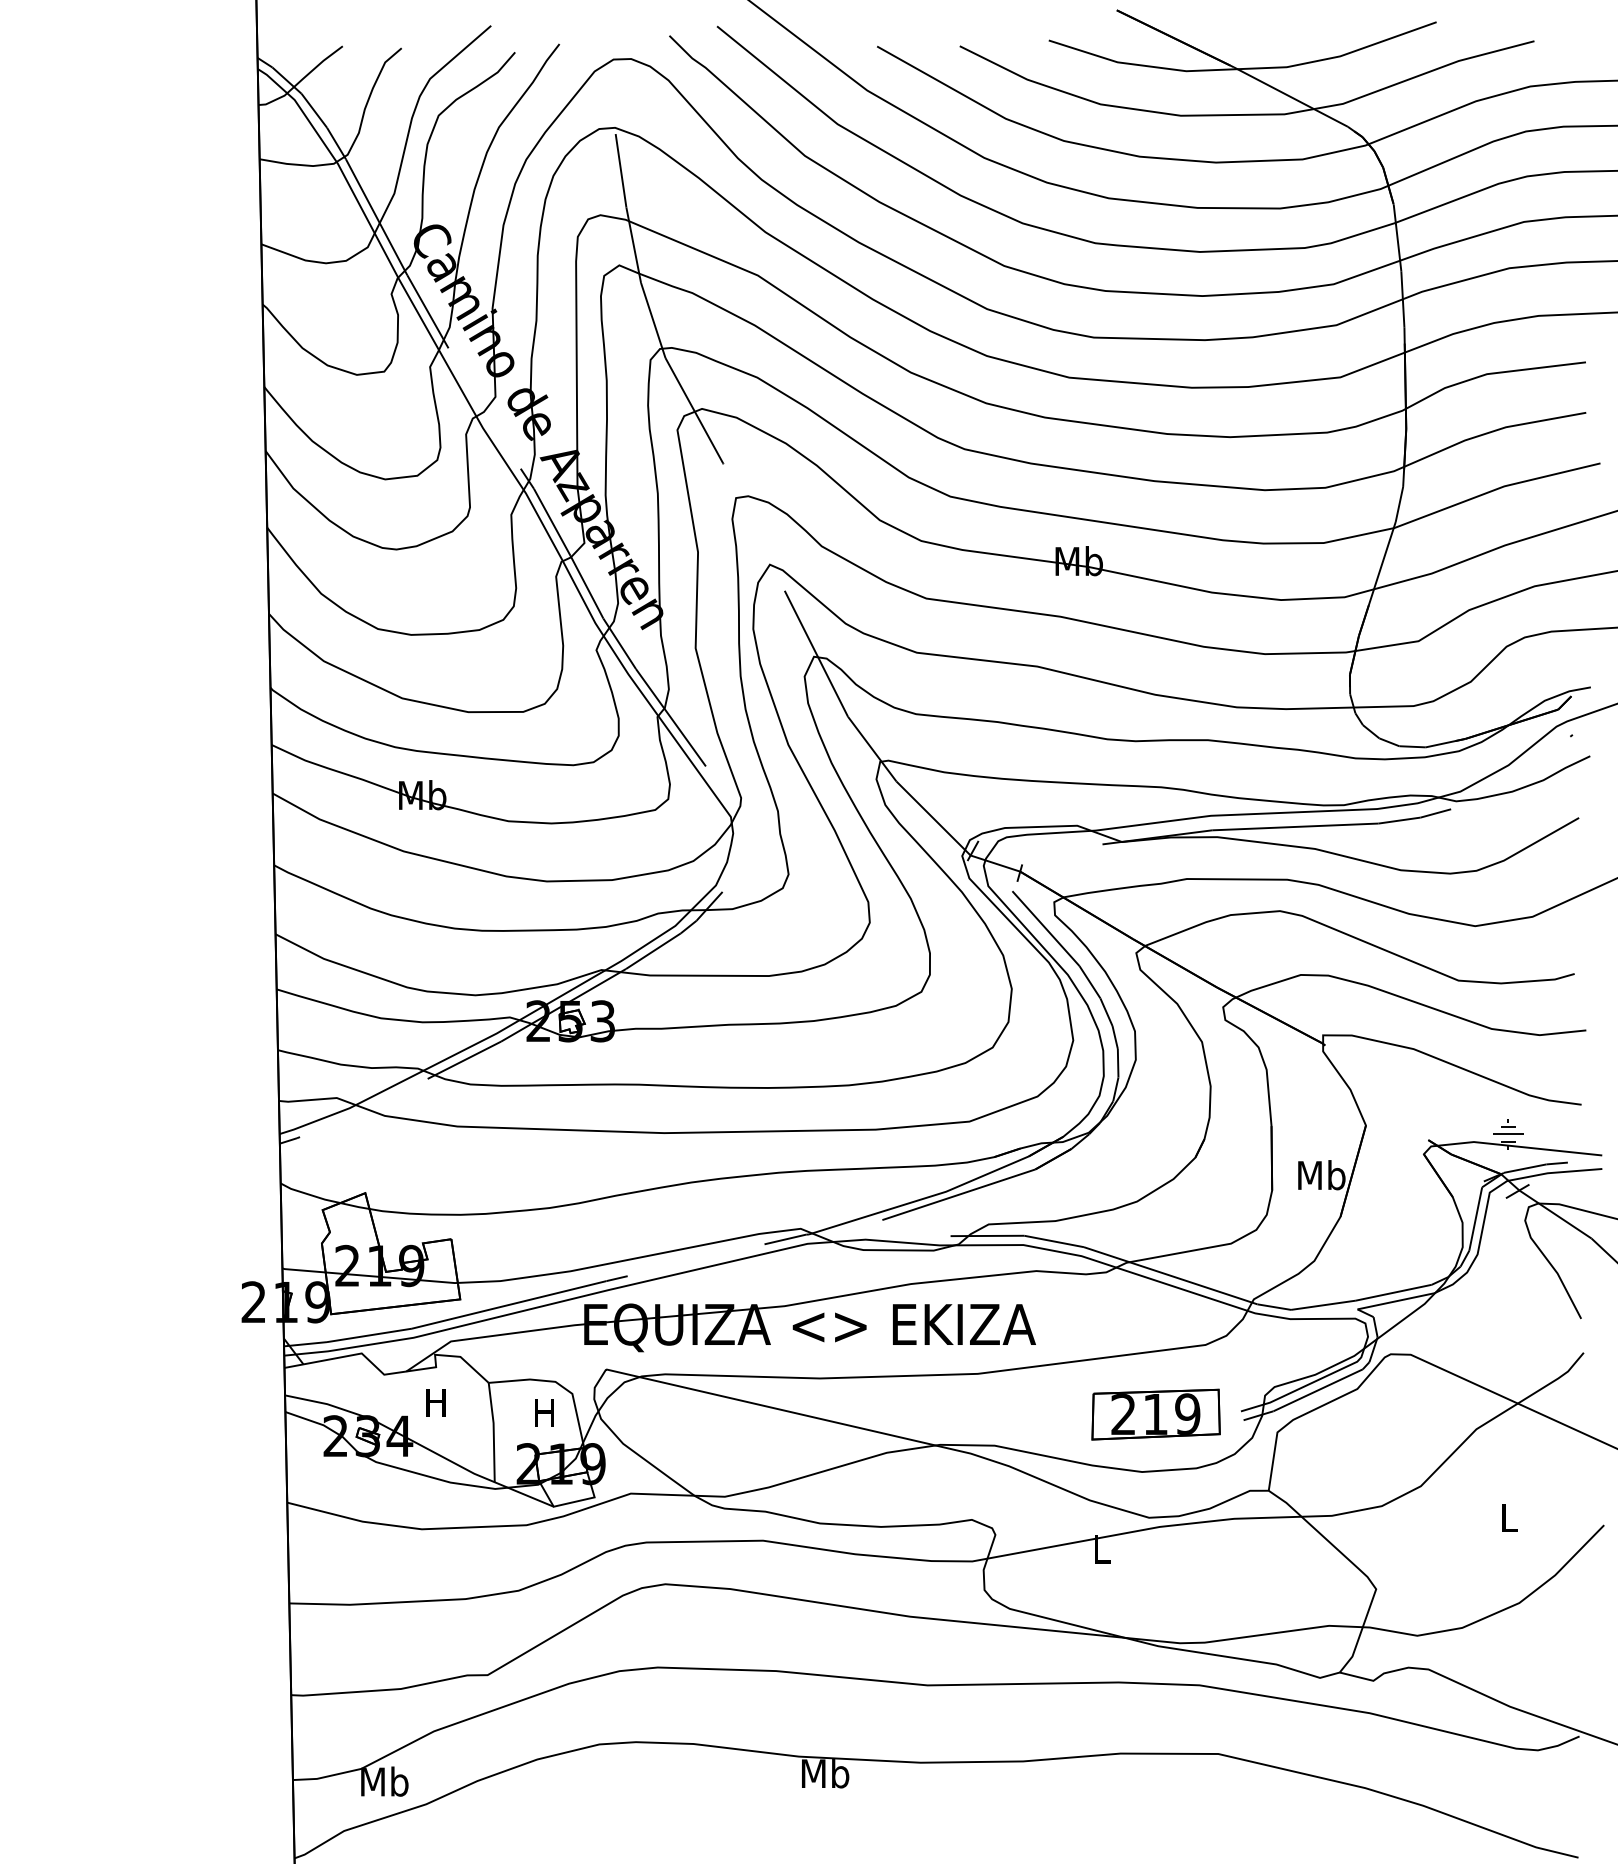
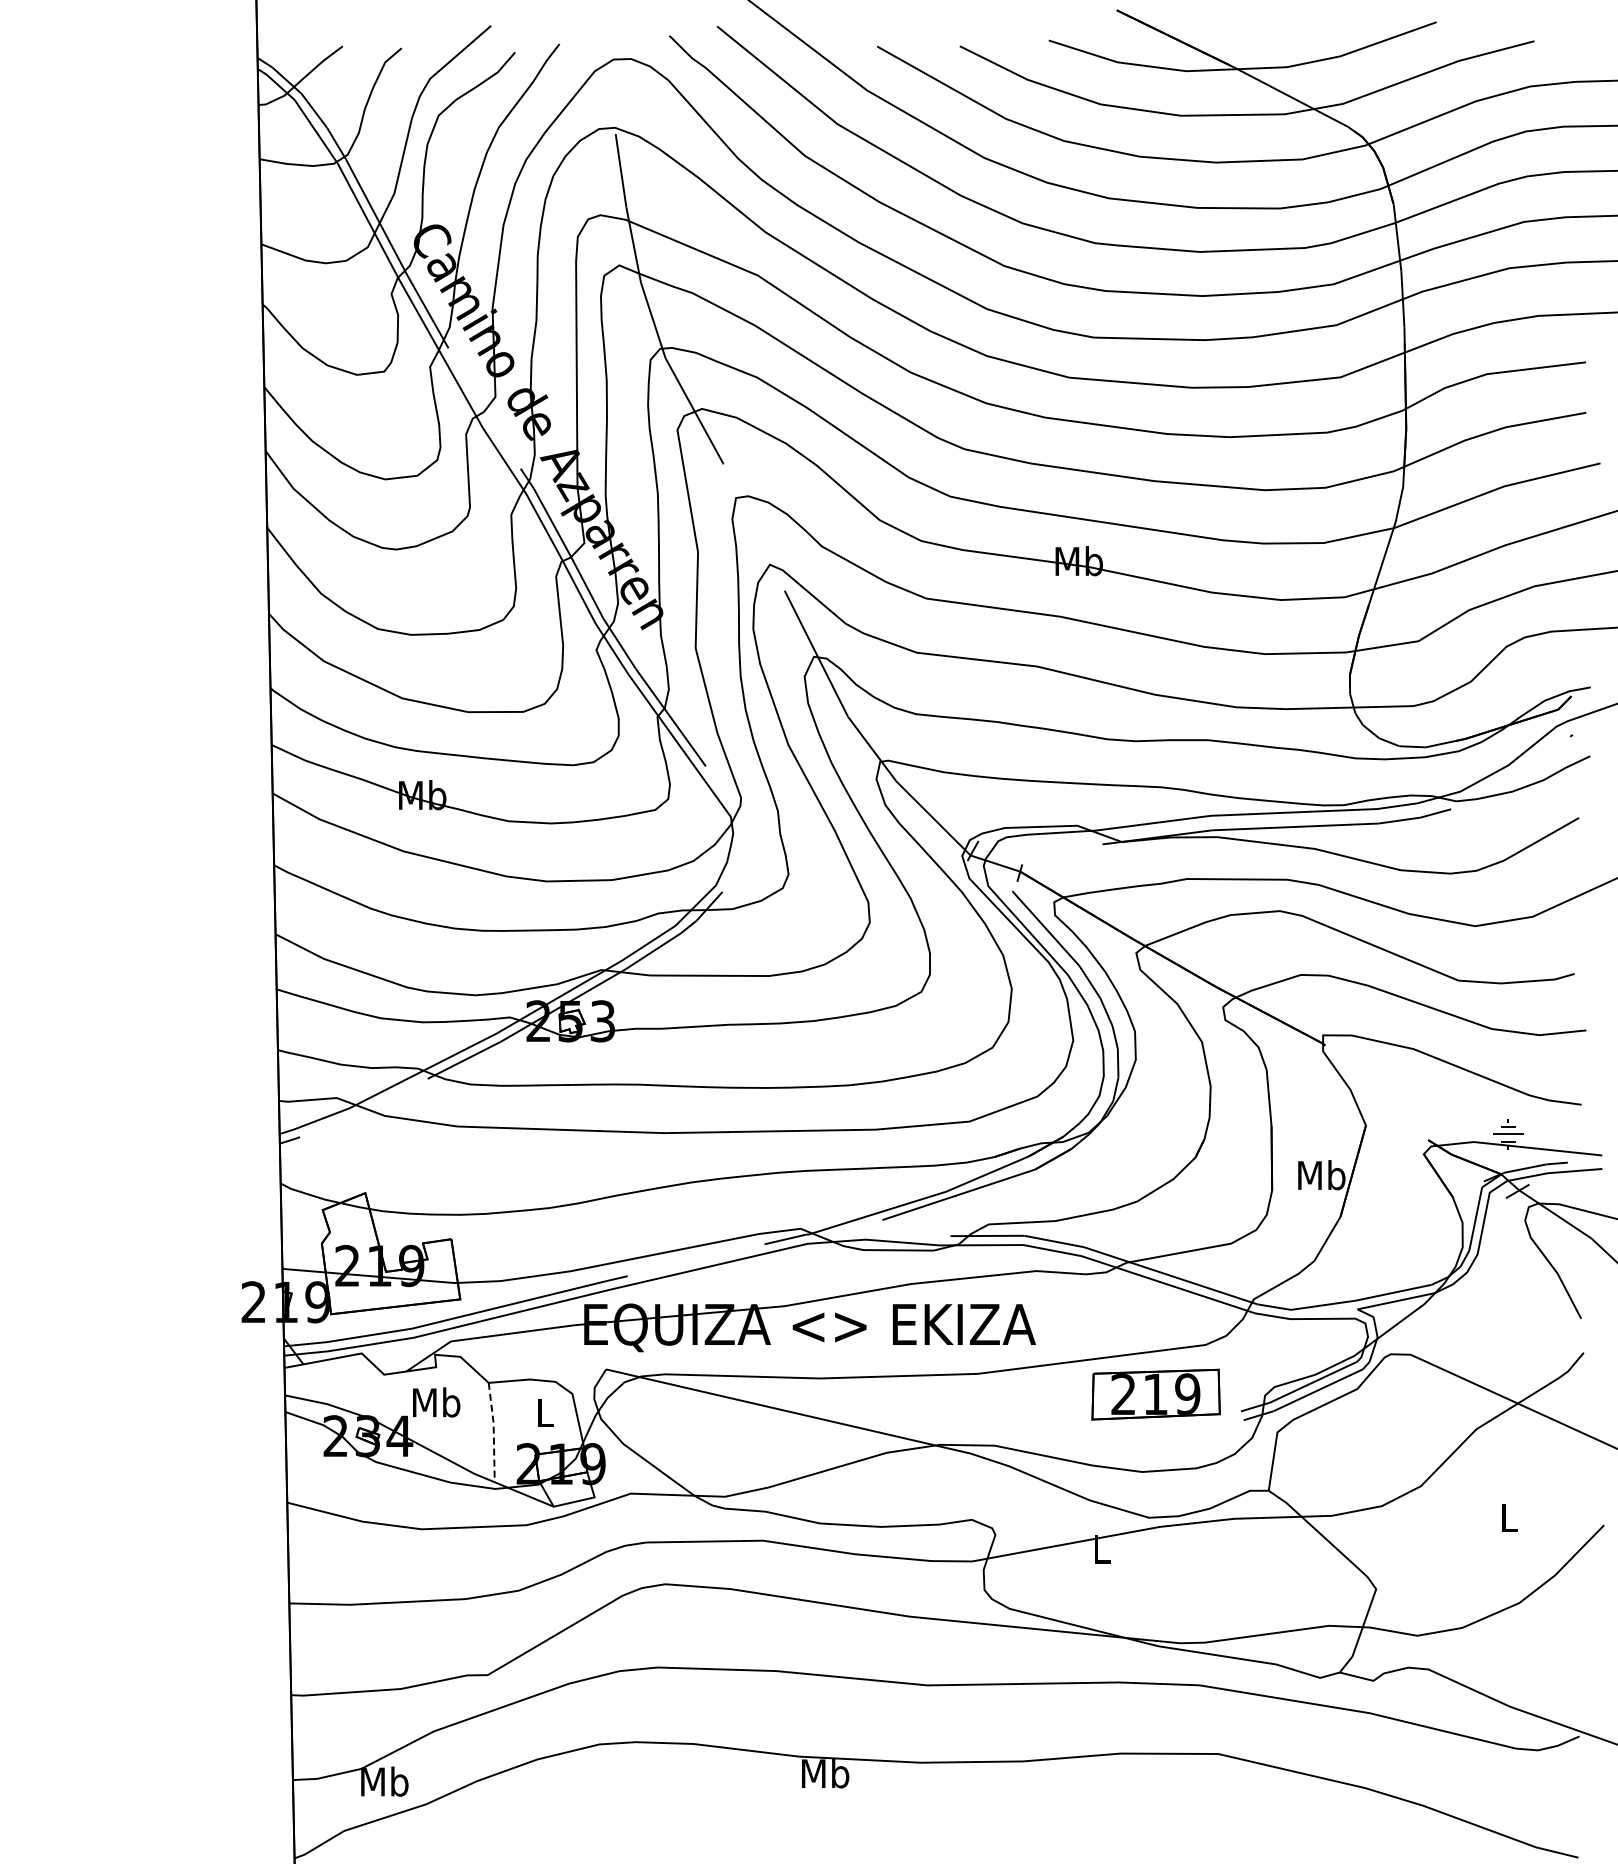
text: H -> Mb (436, 1402)
text: H -> L (544, 1412)
part position: (1155, 1414) -> (1155, 1394) (1155, 1394)
line: solid -> dashed (493, 1431)
